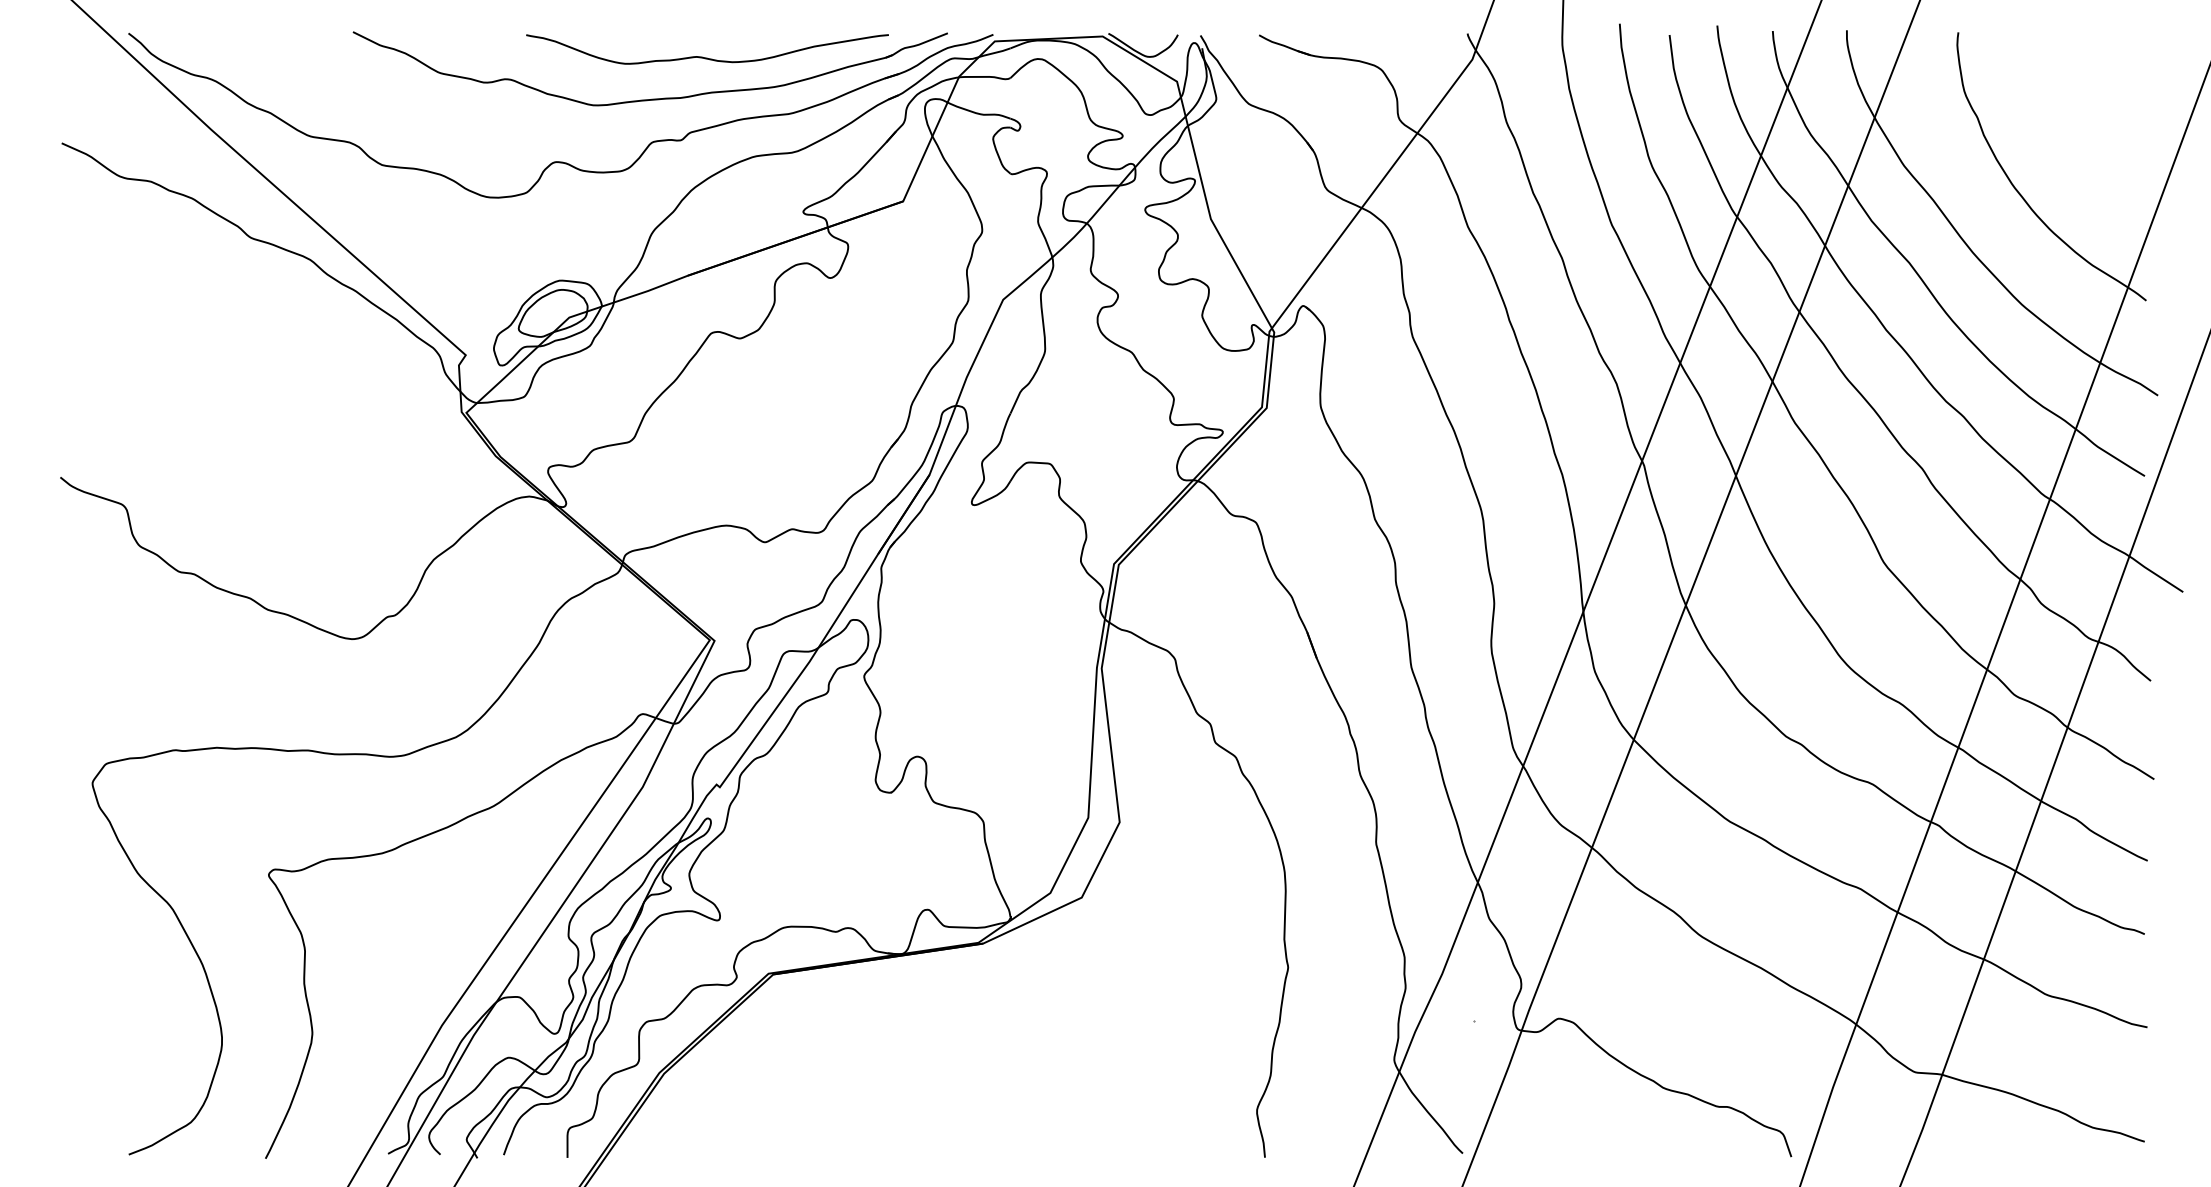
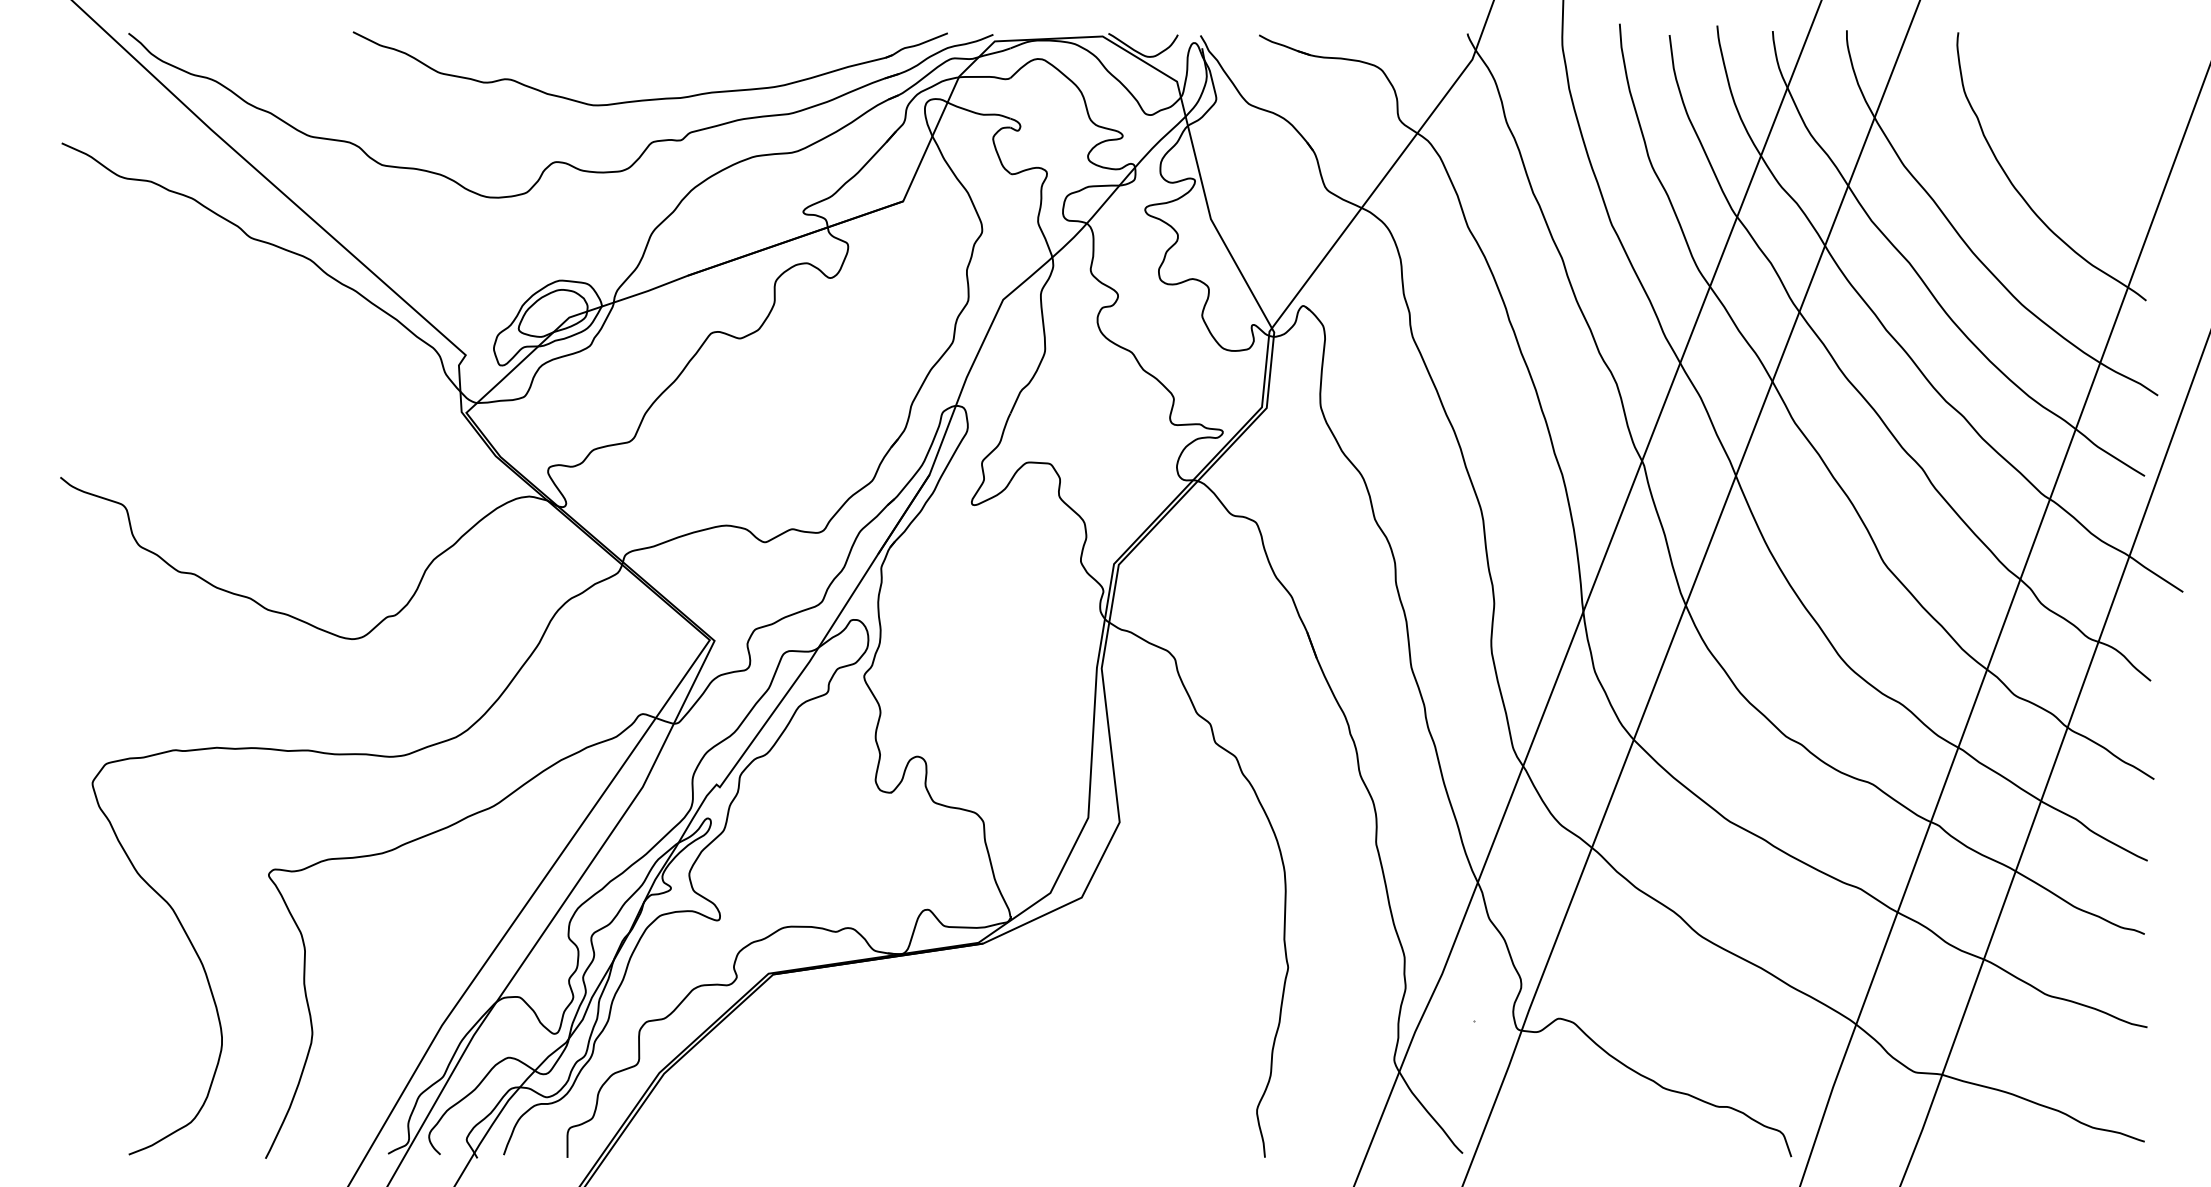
curve: present -> none (707, 57)
